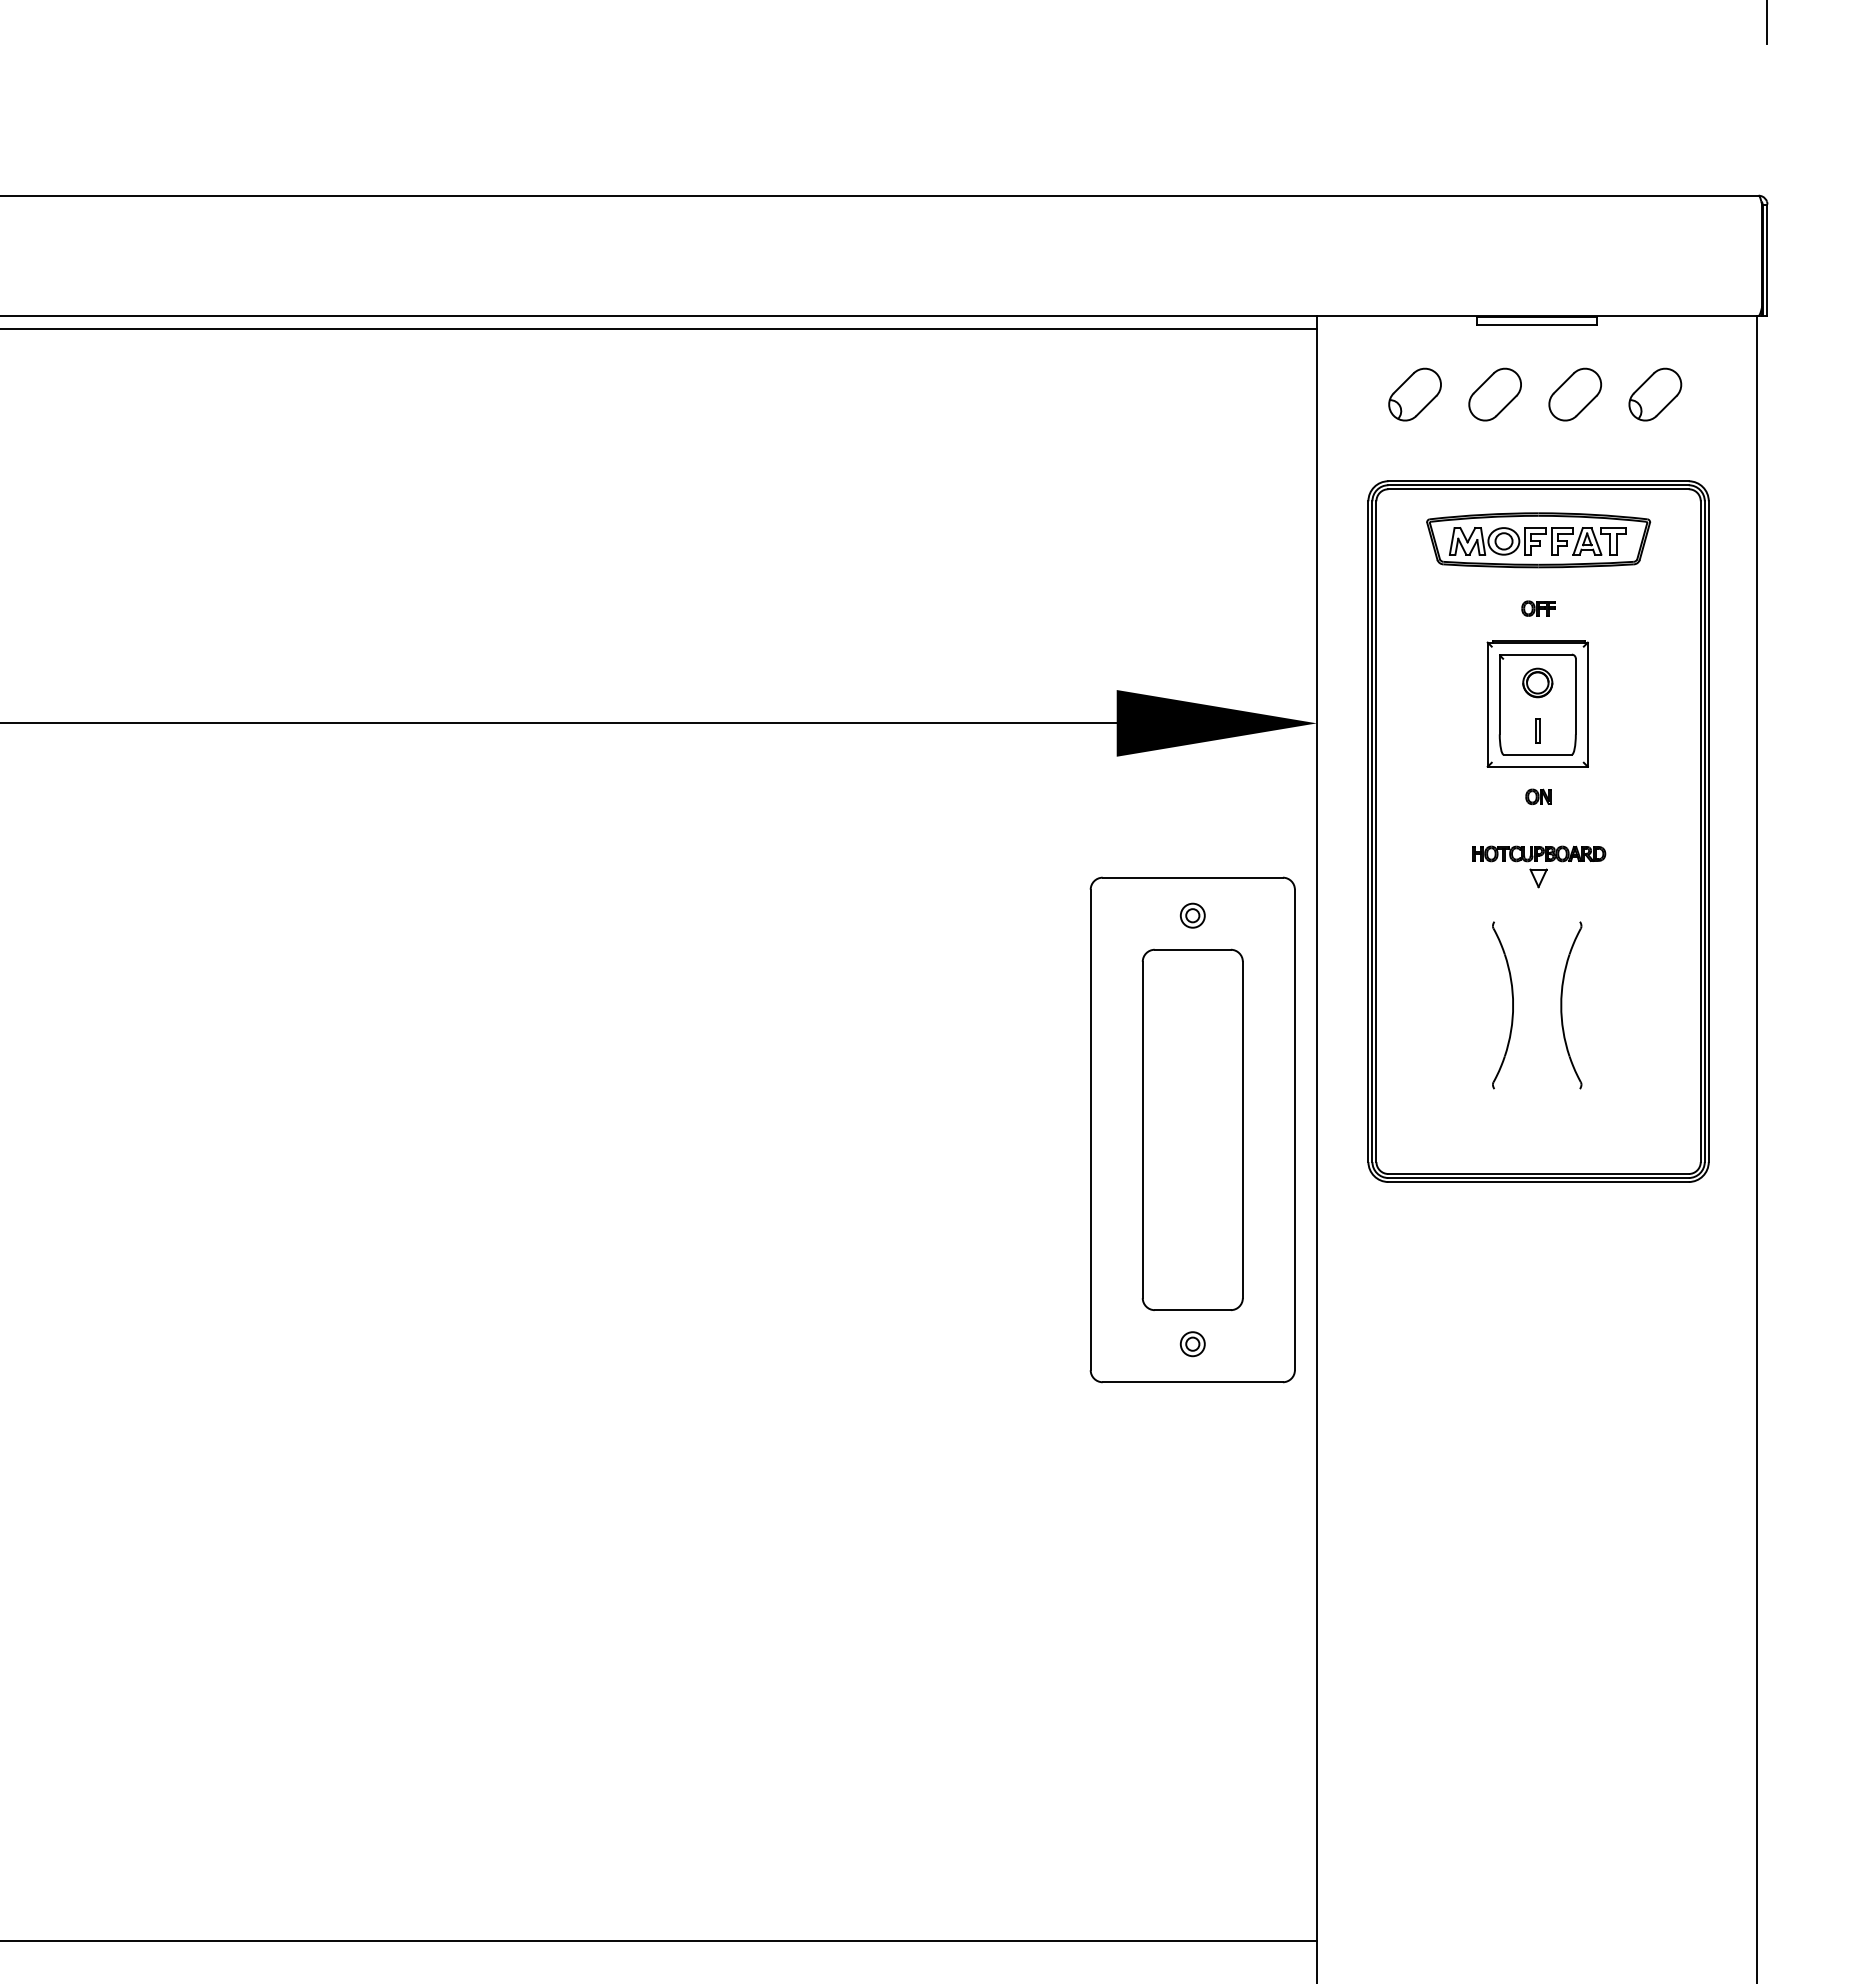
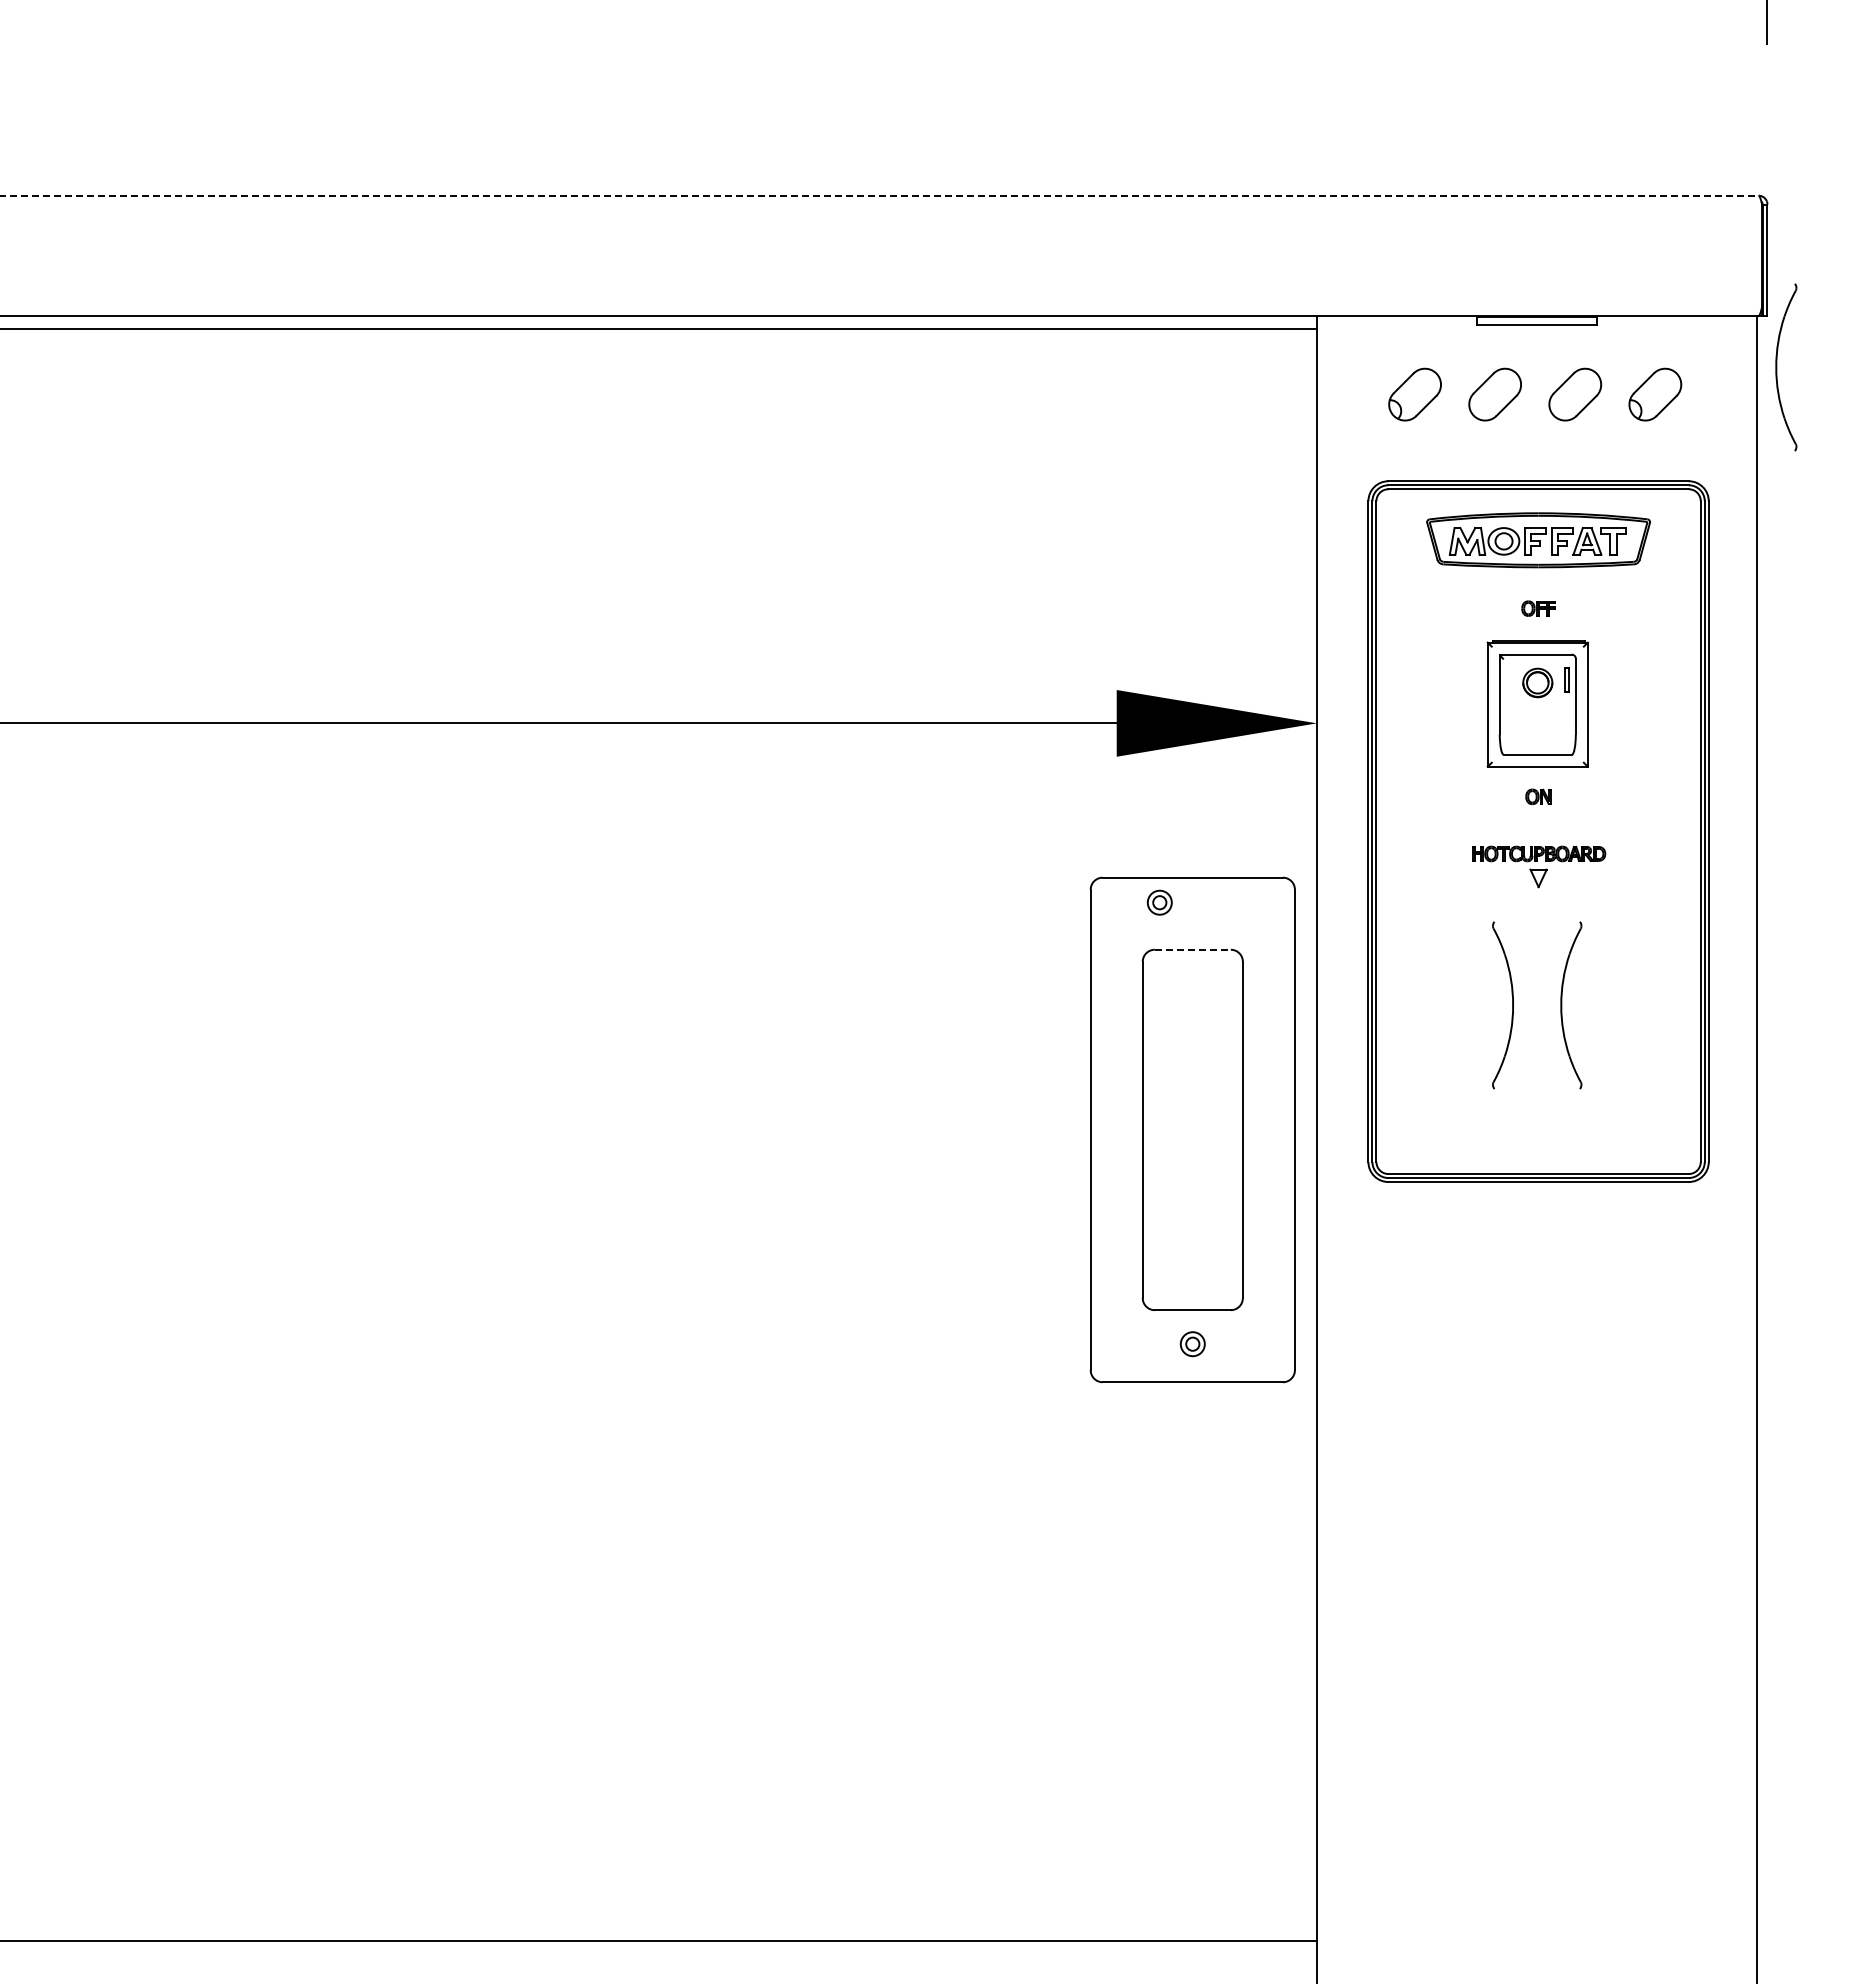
line: solid -> dashed (880, 195)
part: none -> present (1777, 367)
part position: (1537, 730) -> (1566, 679) (1566, 679)
part position: (1192, 915) -> (1159, 902) (1159, 902)
line: solid -> dashed (1193, 949)
